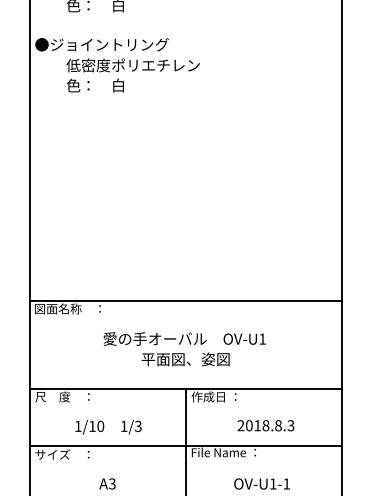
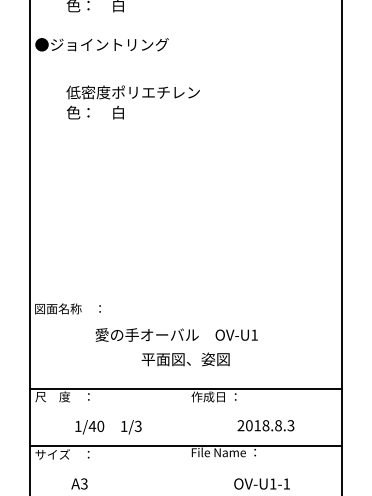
text position: (132, 75) -> (132, 102) (132, 102)
line: present -> none (185, 301)
text position: (184, 338) -> (176, 334) (176, 334)
text: 1/10 -> 1/40 (92, 426)
line: present -> none (186, 440)
text position: (107, 483) -> (79, 483) (79, 483)
